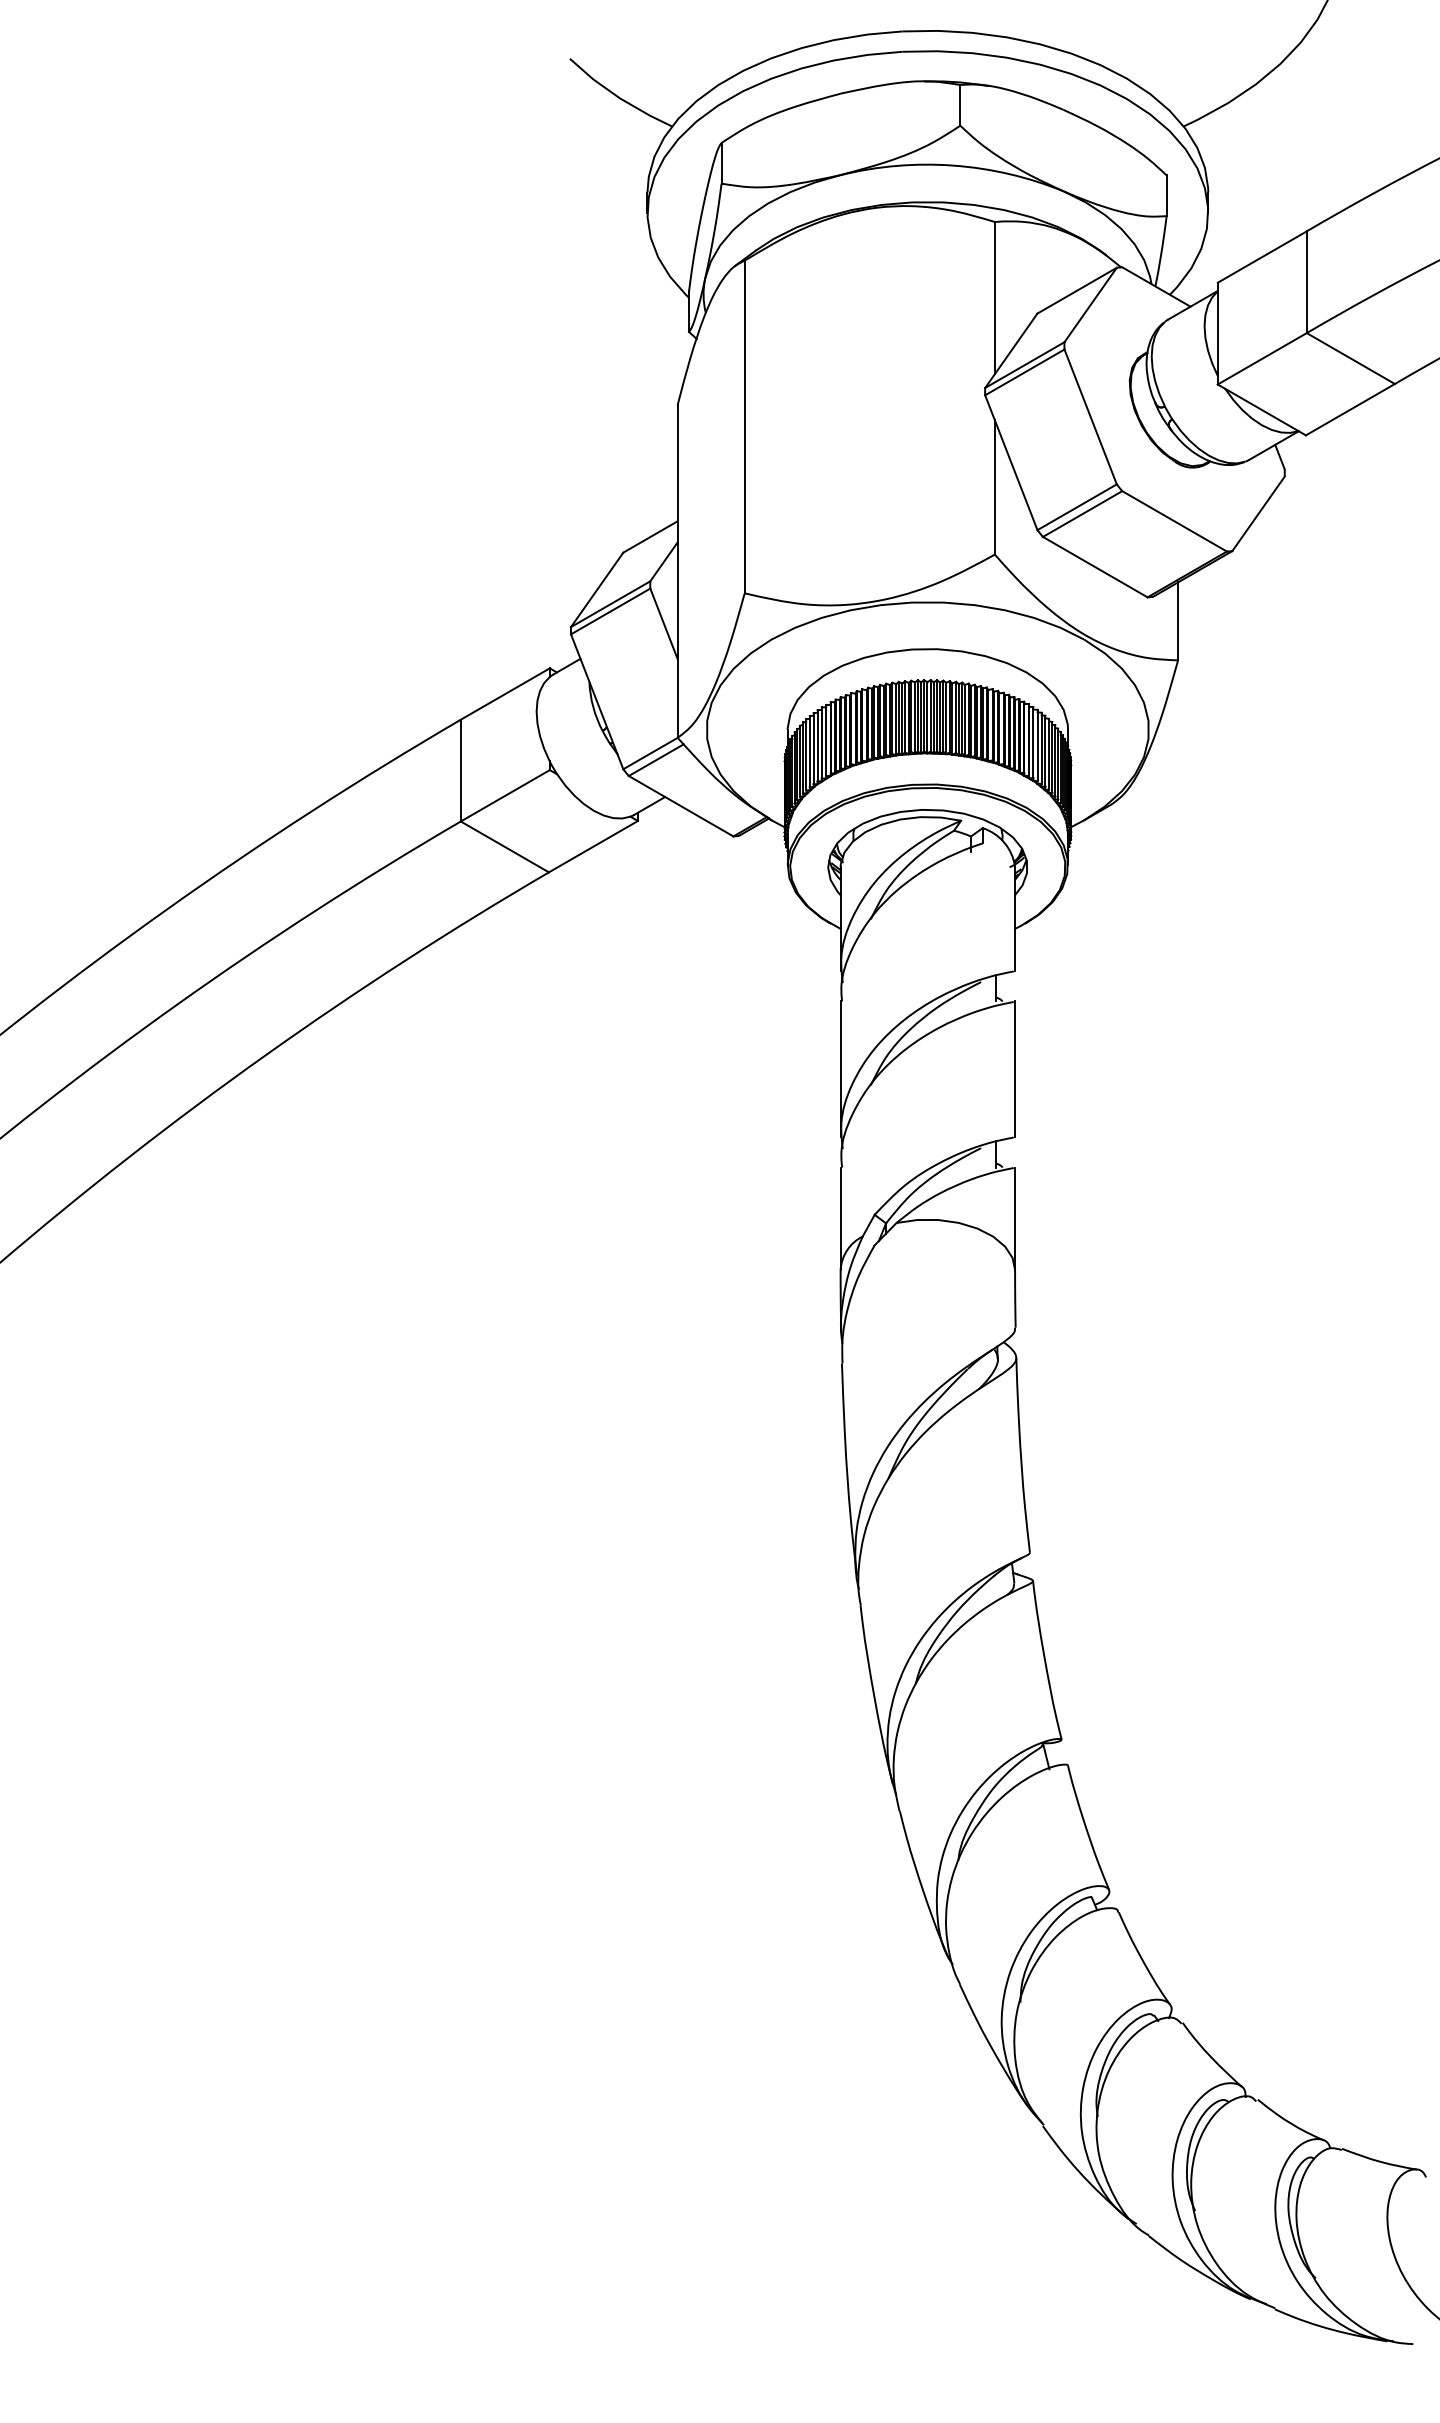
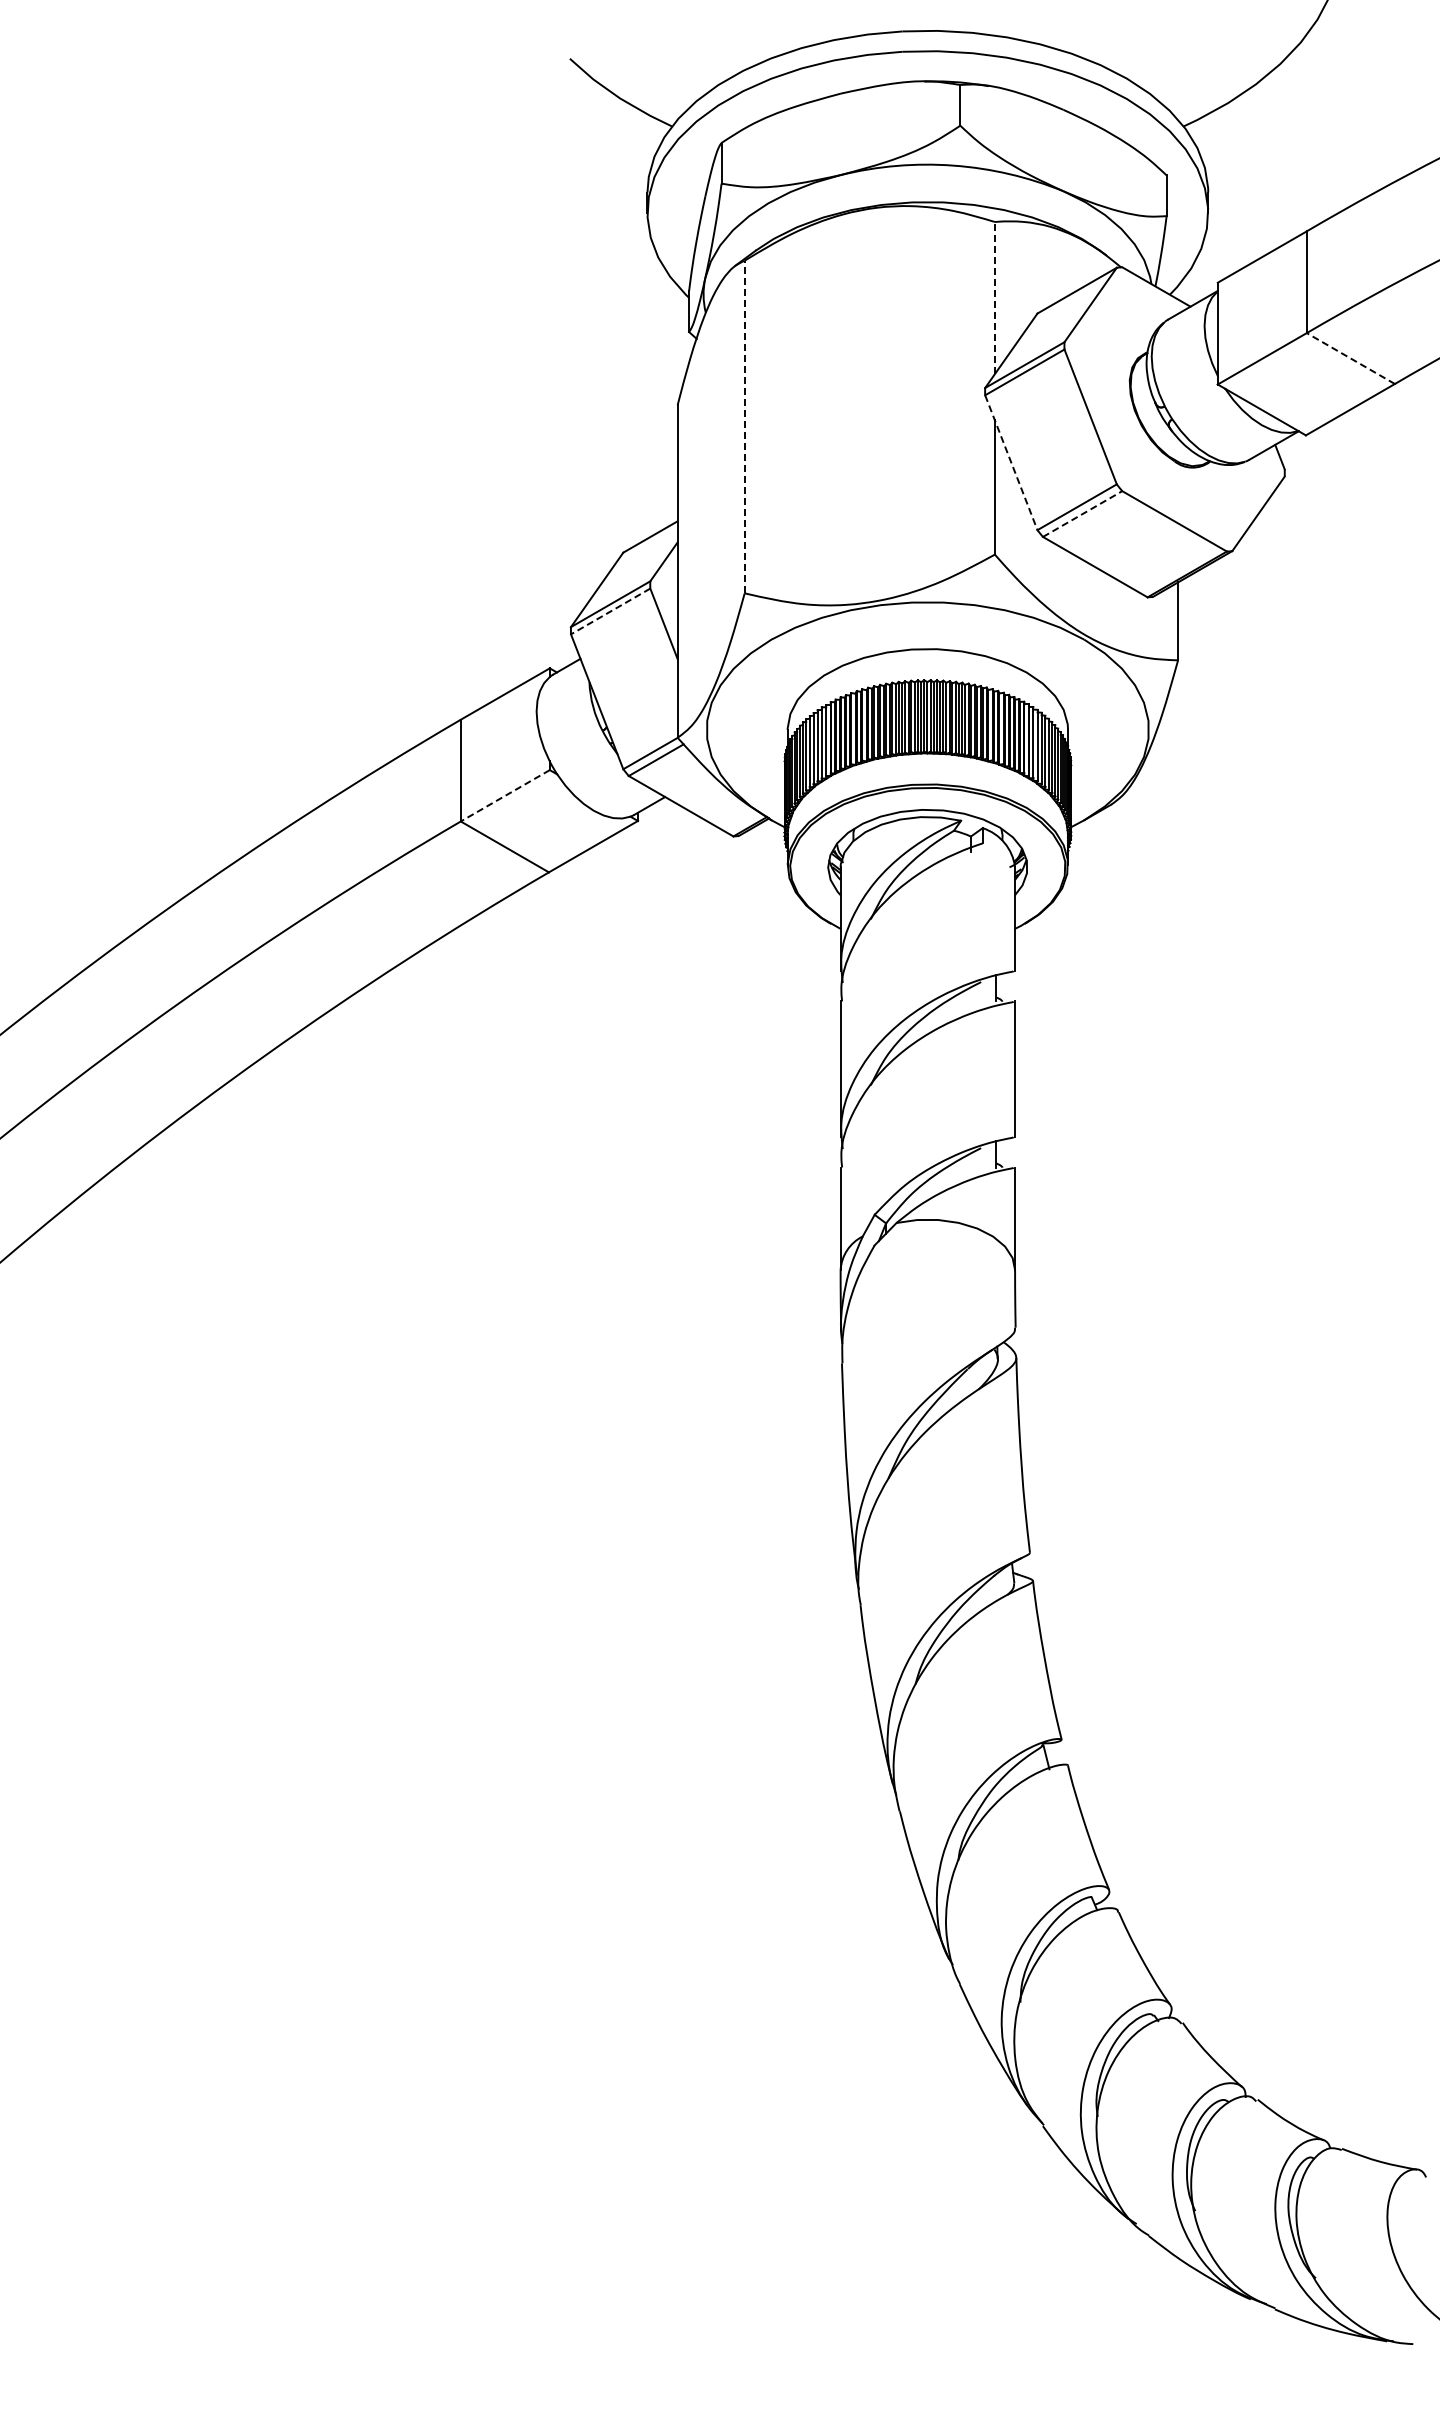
line: solid -> dashed (994, 297)
line: solid -> dashed (1350, 358)
line: solid -> dashed (744, 426)
line: solid -> dashed (1011, 463)
line: solid -> dashed (1082, 514)
line: solid -> dashed (610, 611)
line: solid -> dashed (504, 796)
